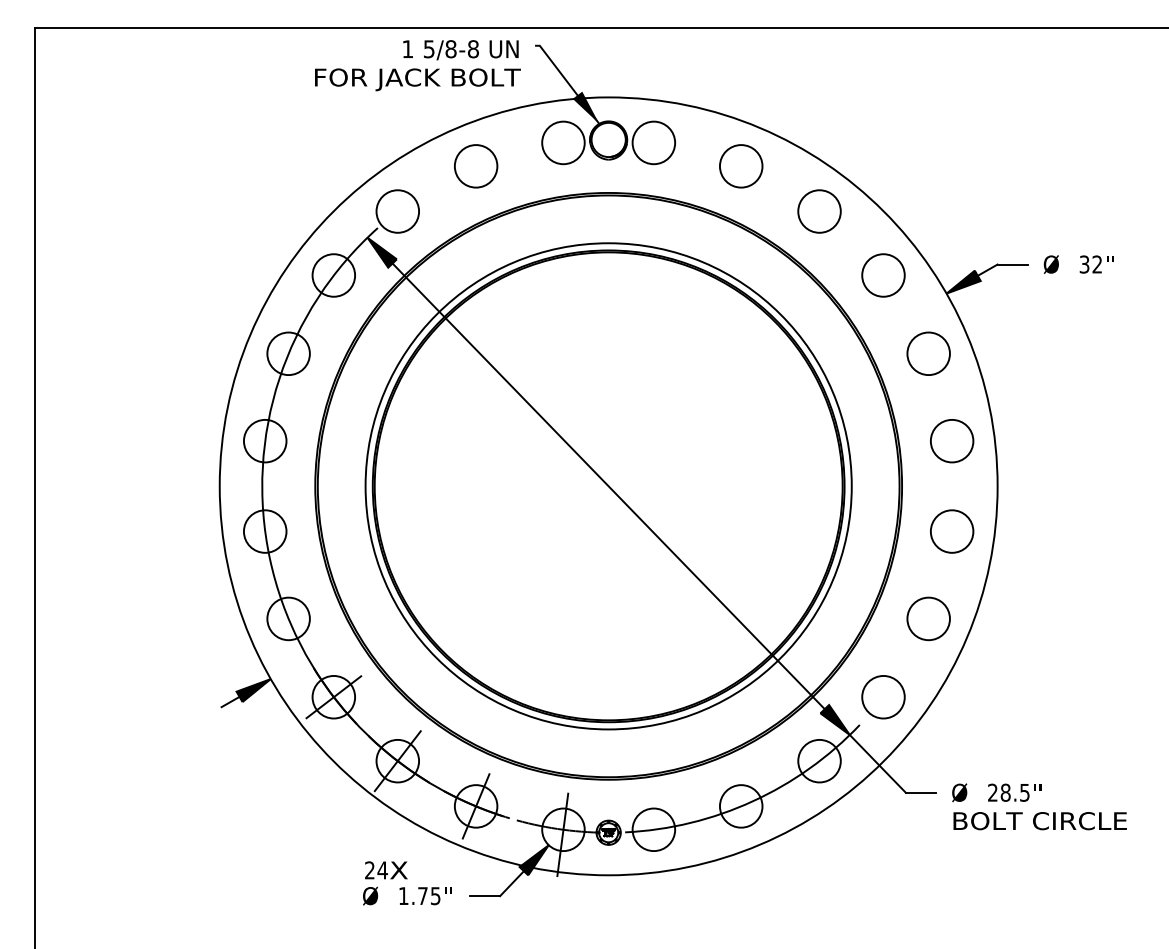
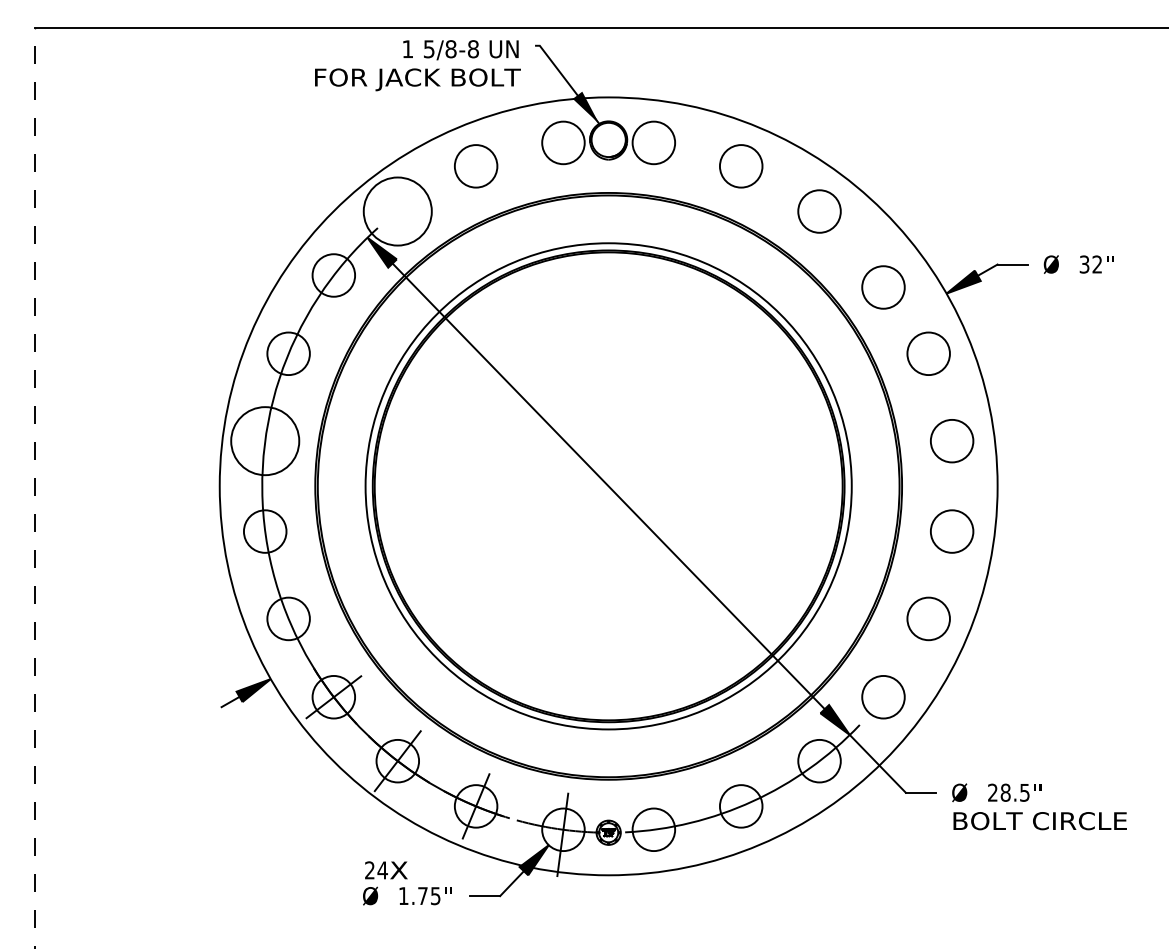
circle diameter: 43 px -> 68 px (397, 211)
circle position: (883, 275) -> (883, 287) (883, 287)
circle diameter: 43 px -> 68 px (265, 441)
line: solid -> dashed (35, 488)
